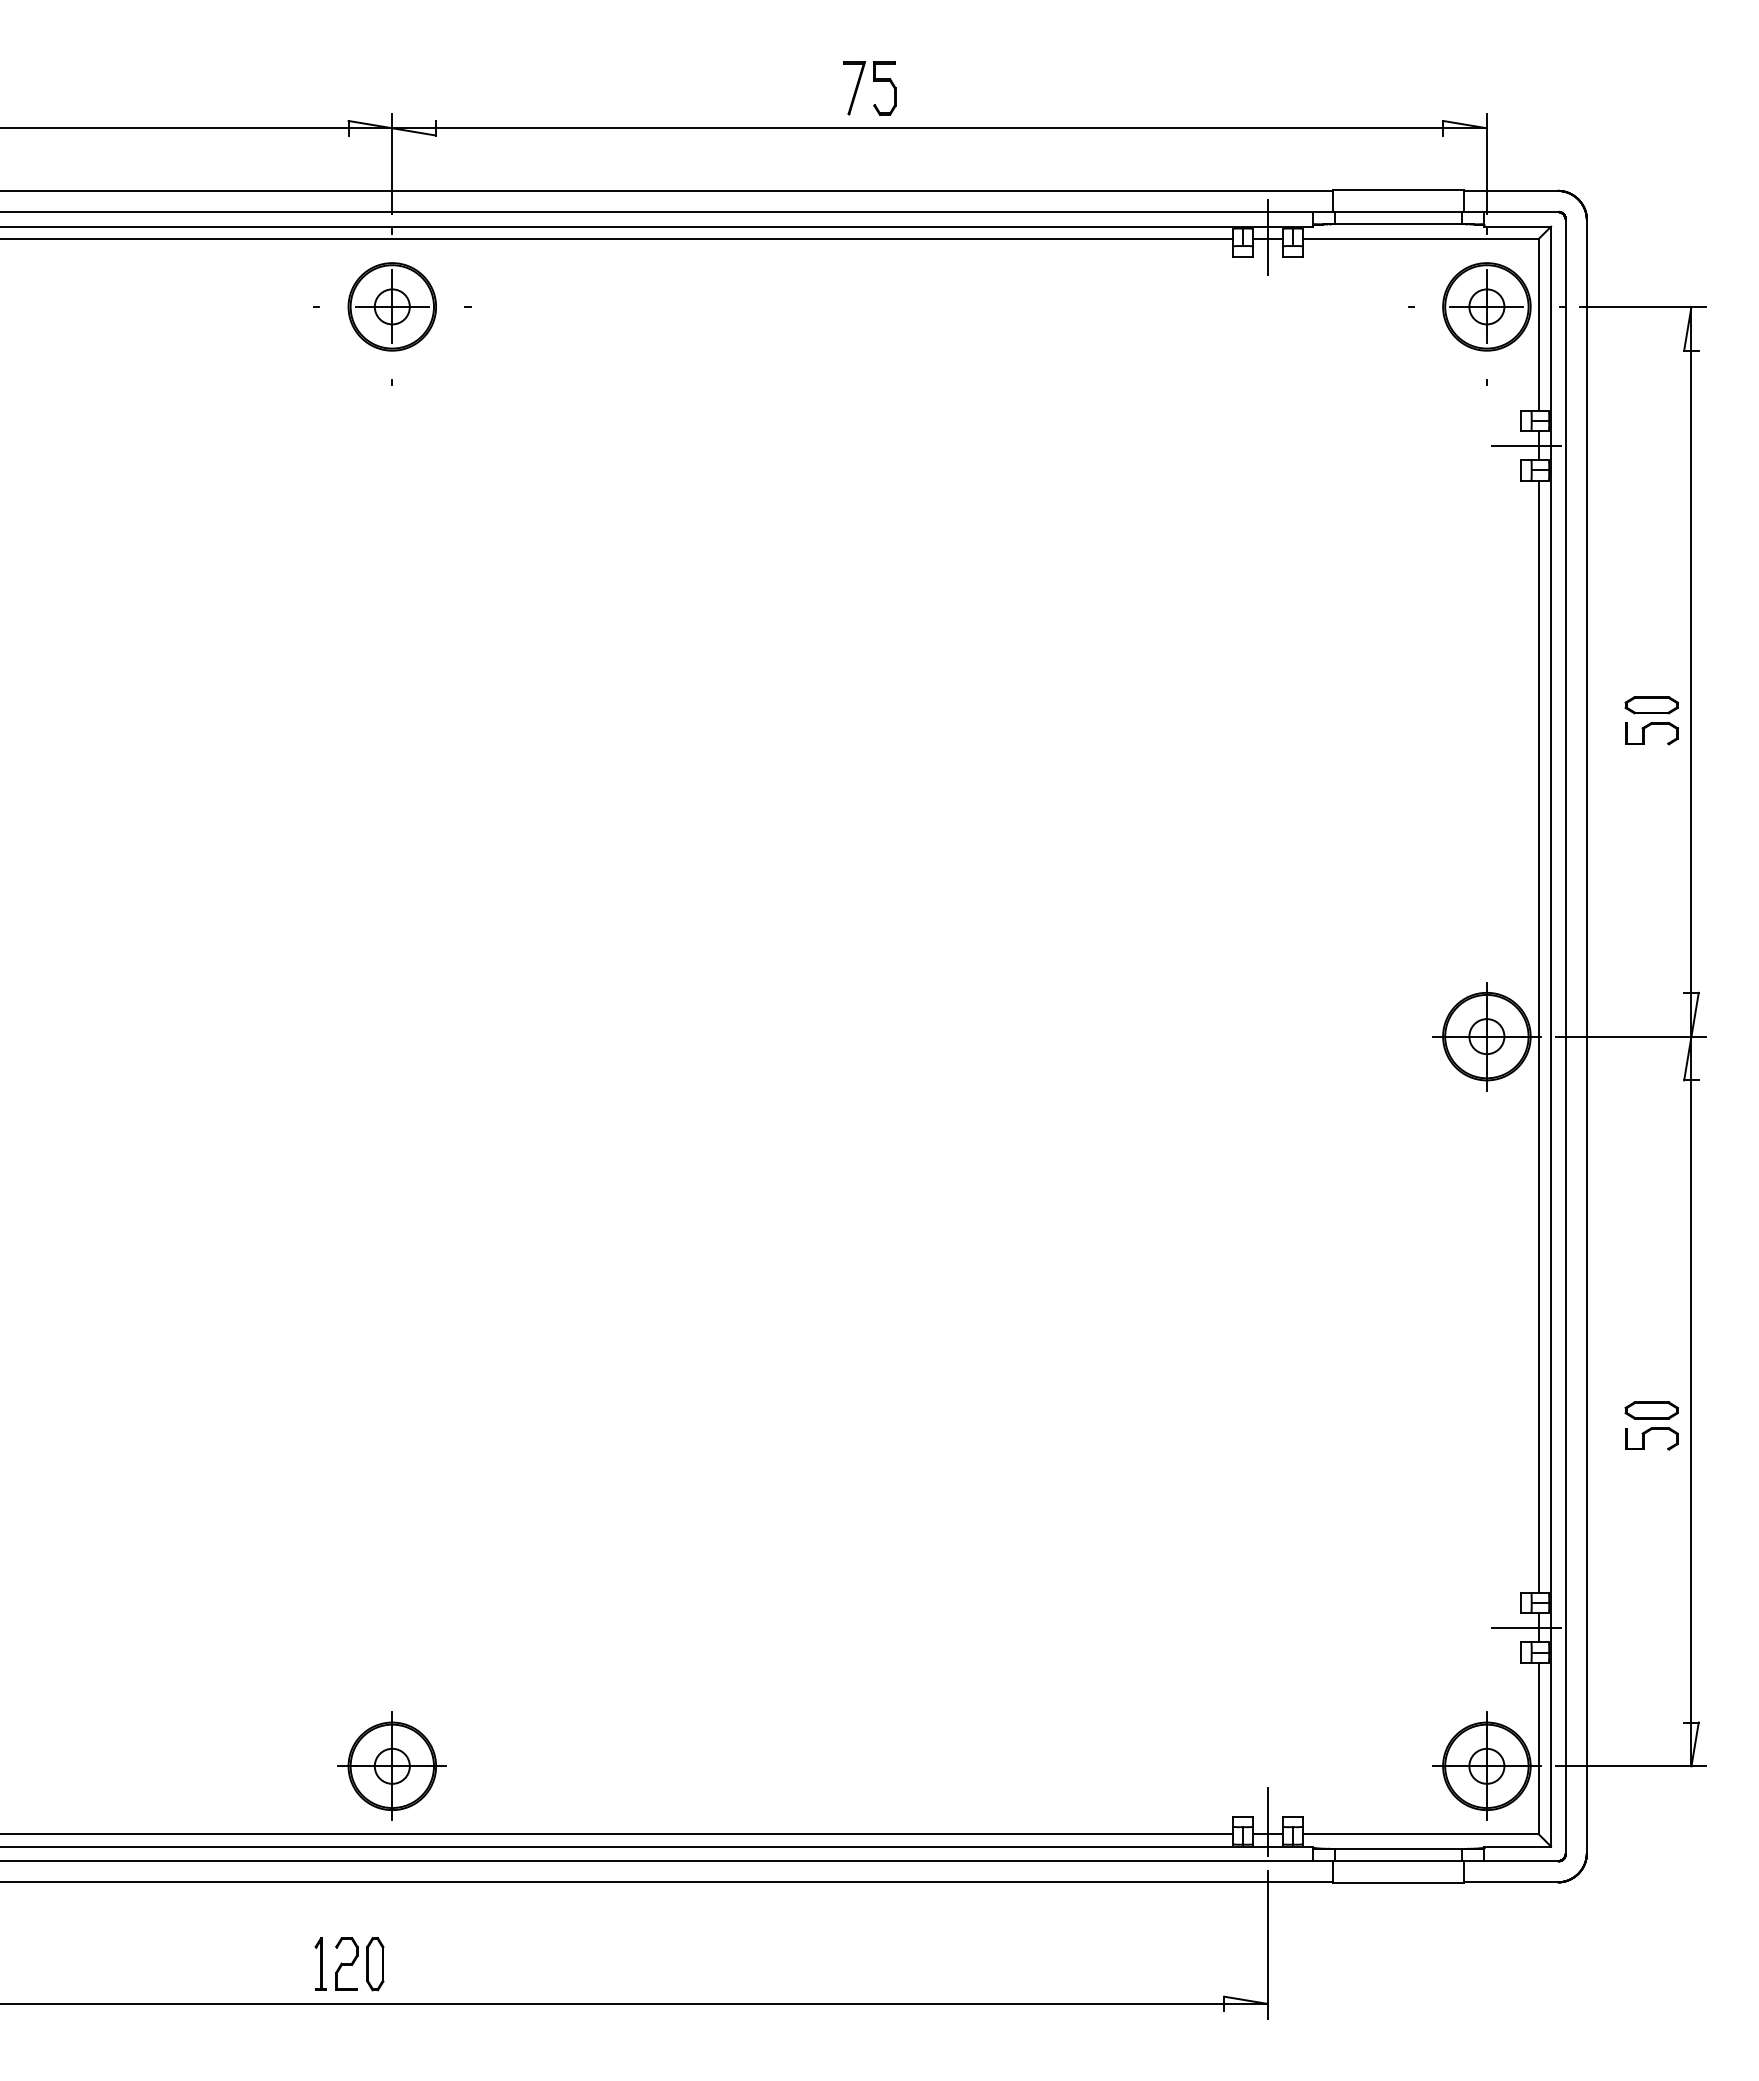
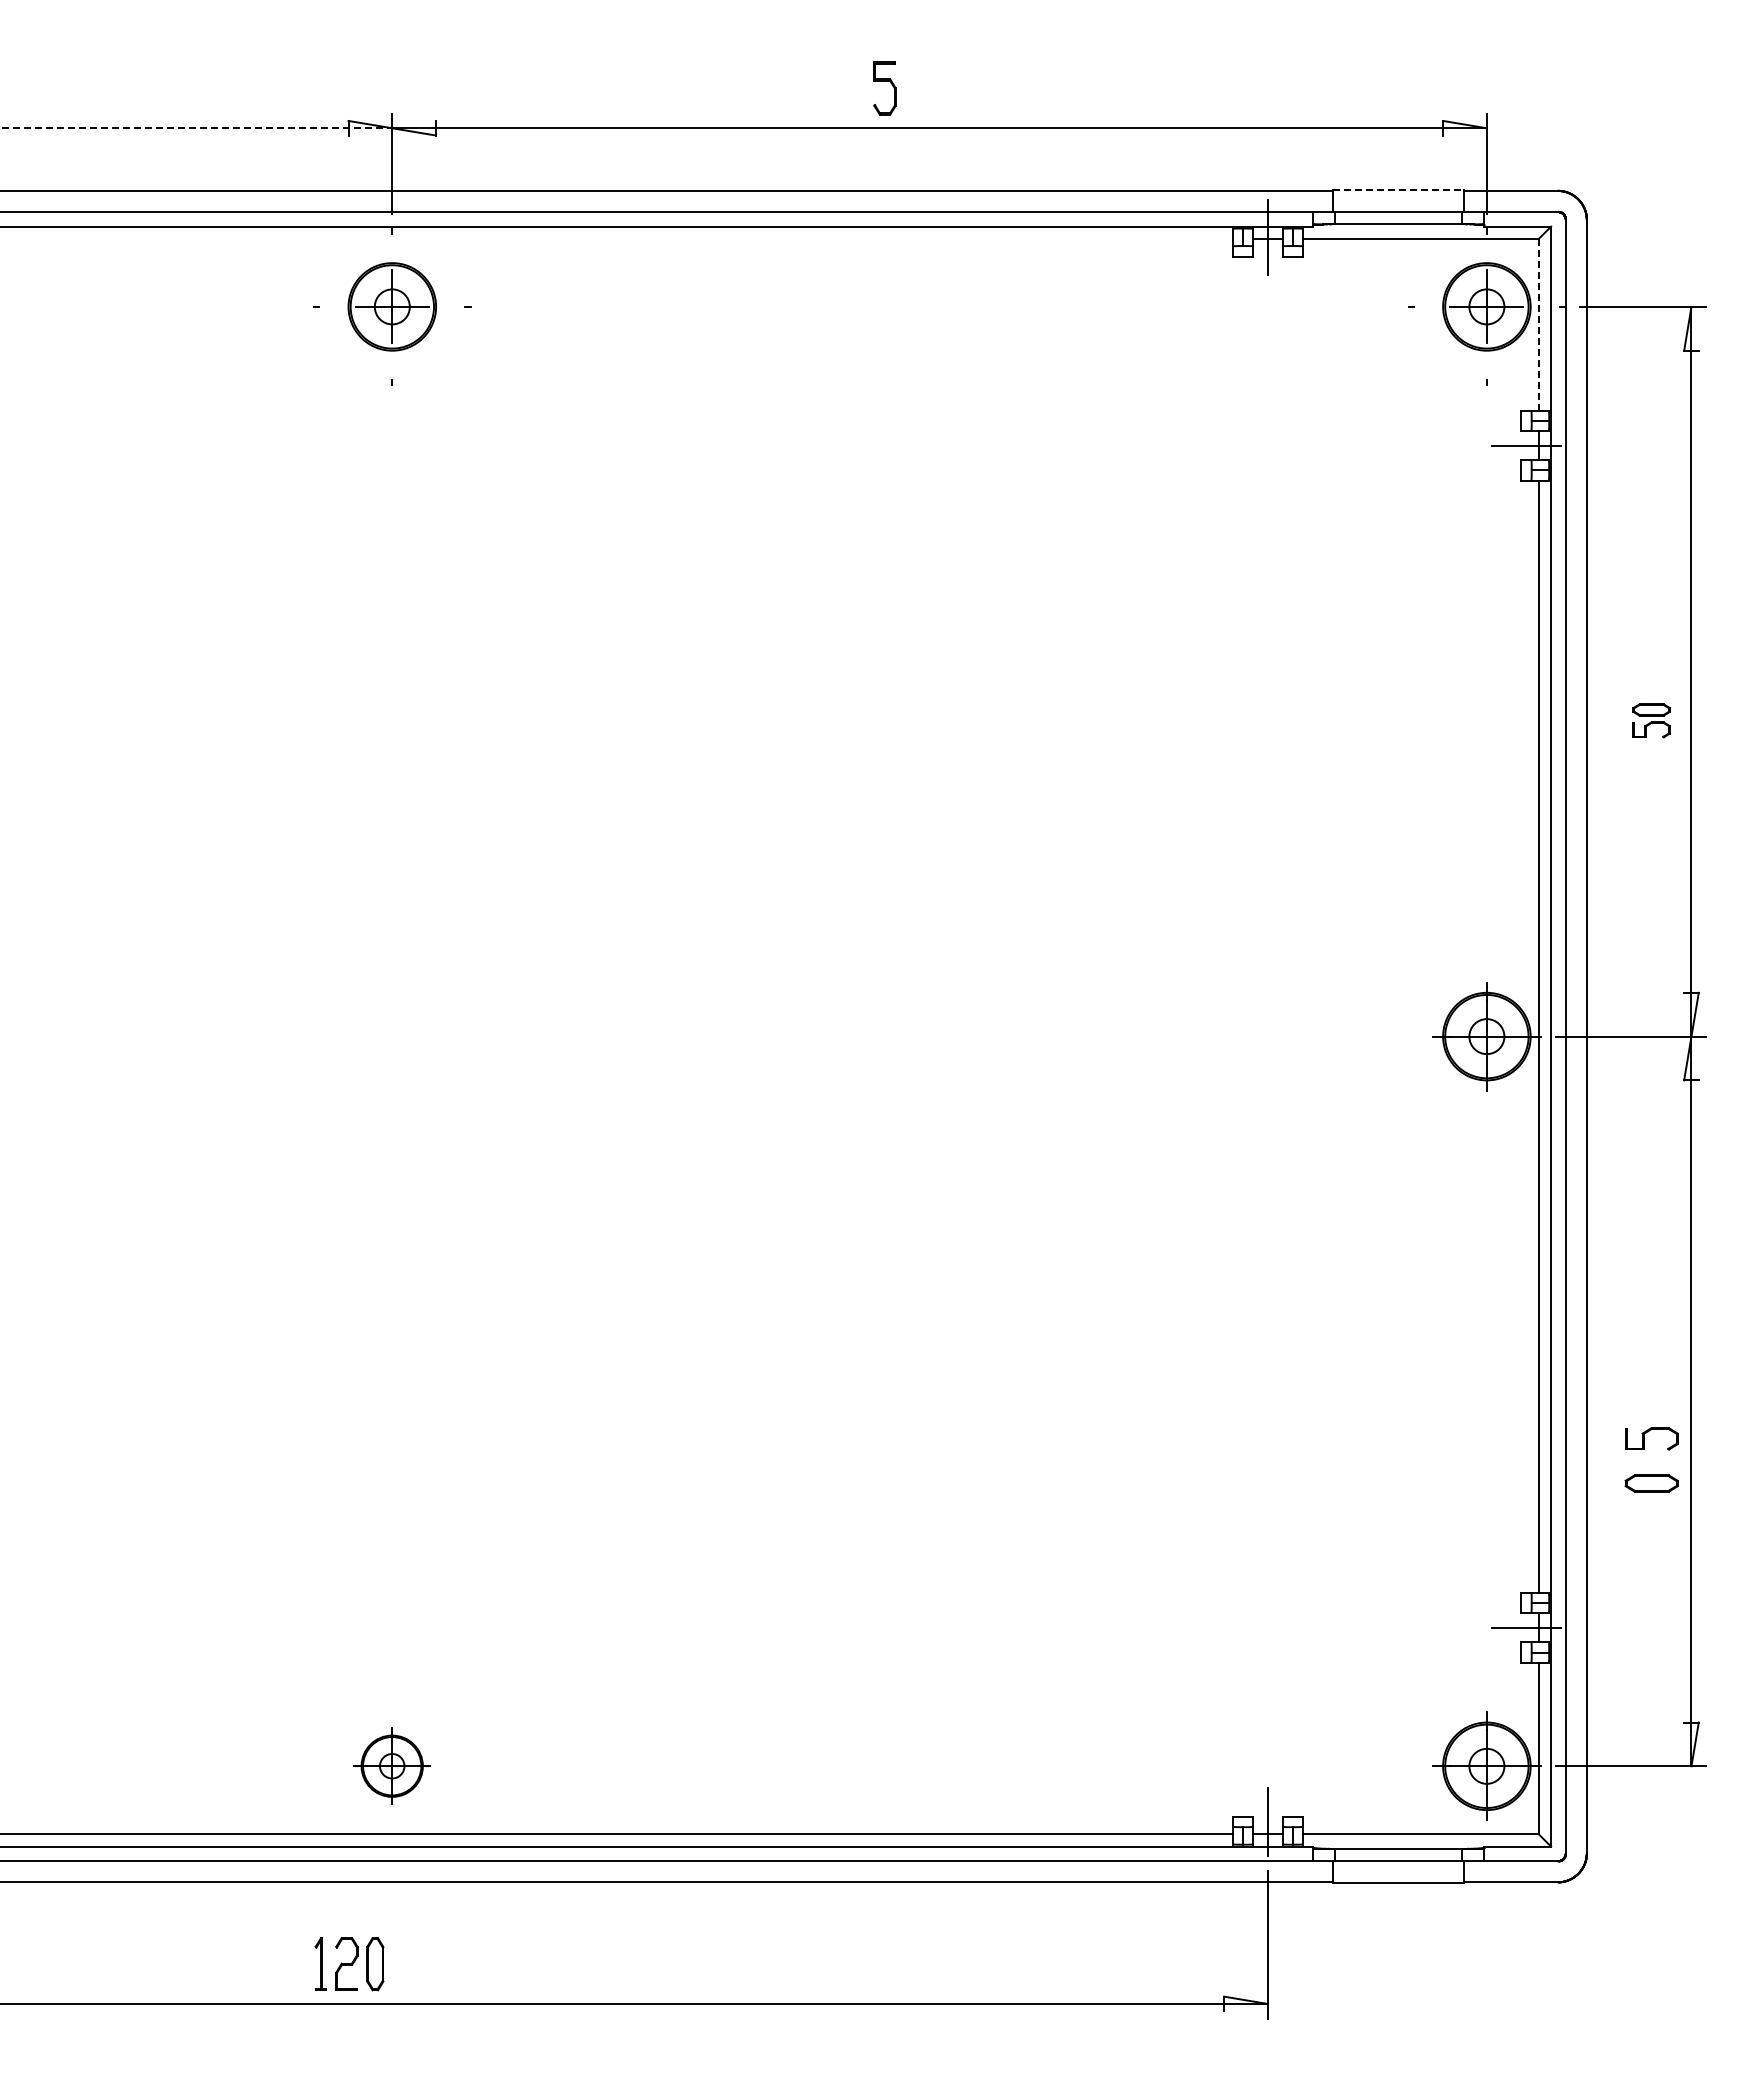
part: present -> none (854, 88)
line: solid -> dashed (196, 128)
line: solid -> dashed (1398, 190)
line: present -> none (617, 239)
line: solid -> dashed (1538, 324)
part size: 55x50 px -> 39x36 px (1651, 720)
part position: (1651, 1410) -> (1651, 1483) (1651, 1483)
part size: 110x110 px -> 78x78 px (391, 1765)
